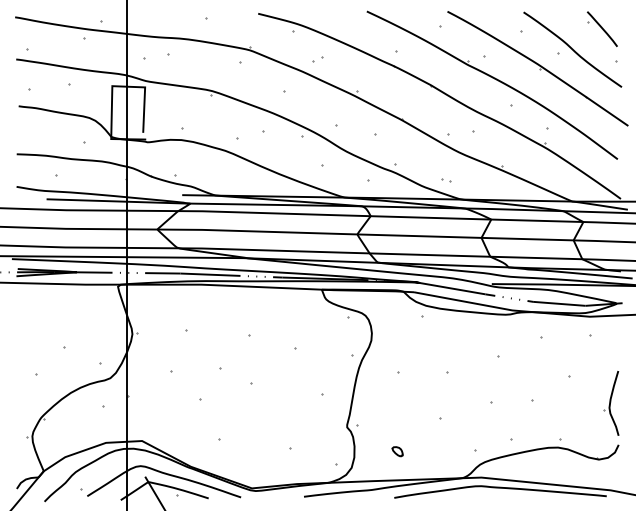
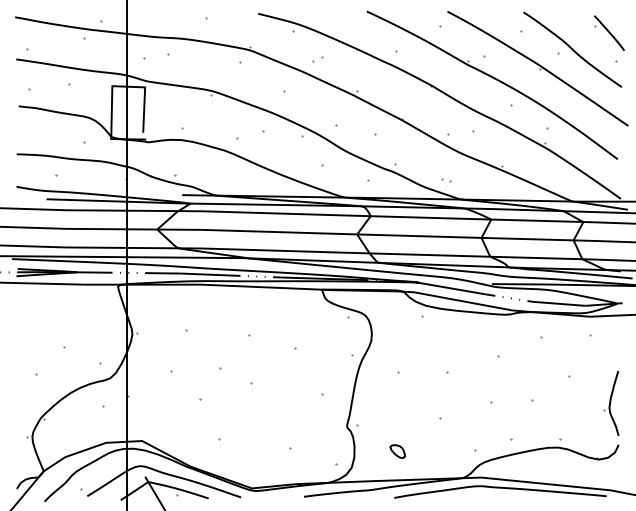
part position: (602, 28) -> (609, 32) (609, 32)
part size: 13x12 px -> 17x15 px (397, 451)
